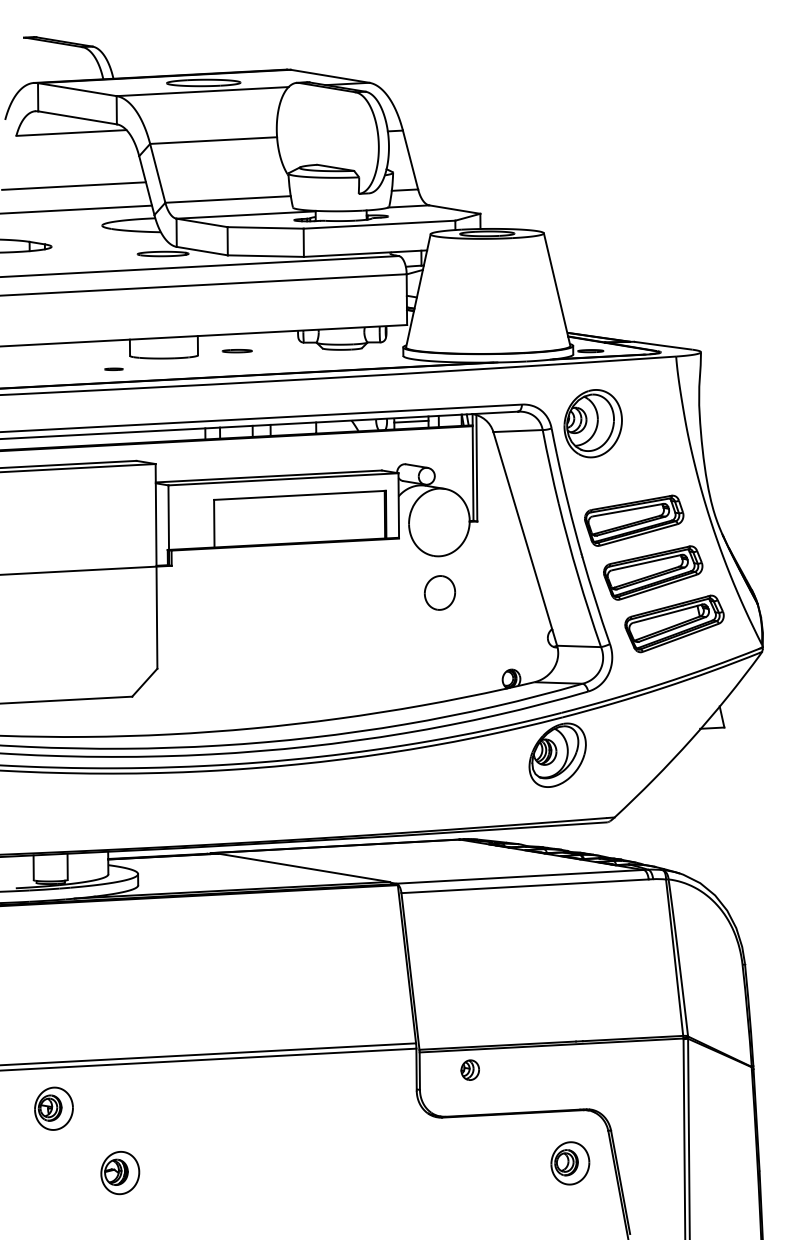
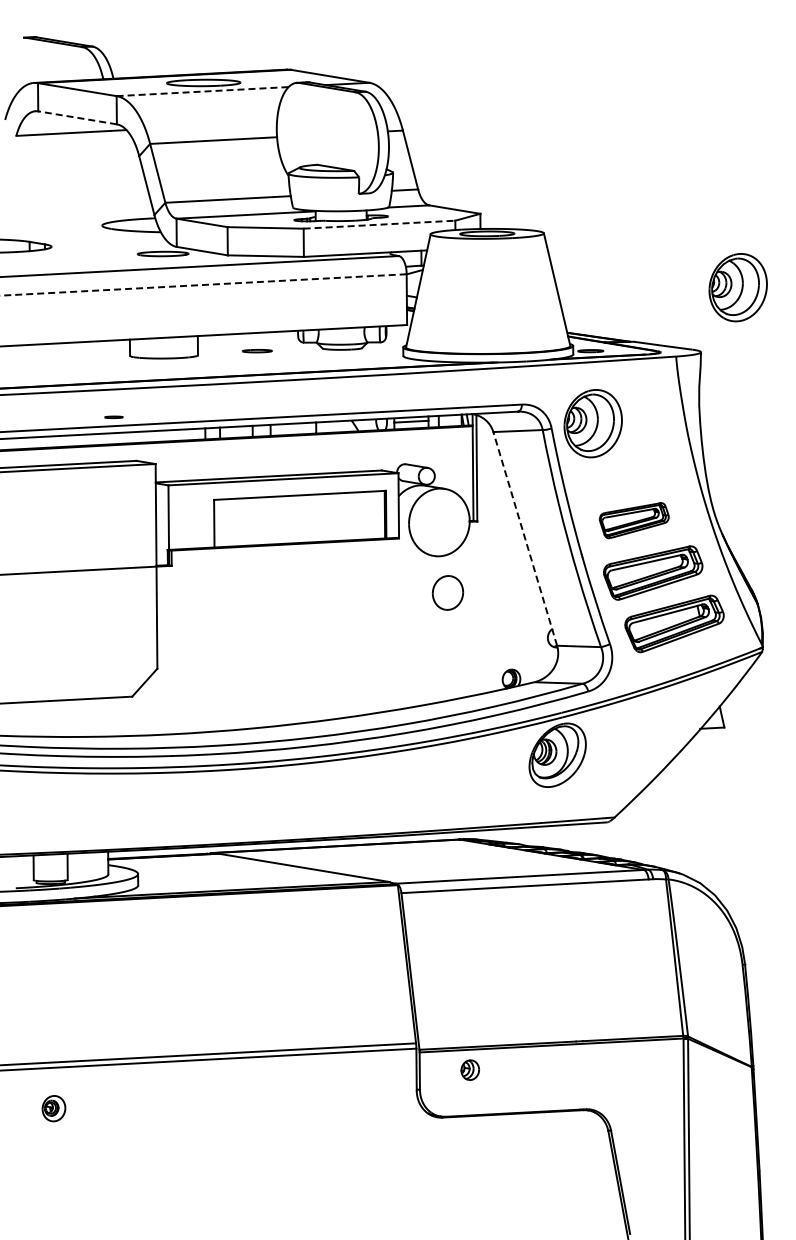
line: solid -> dashed (203, 91)
line: solid -> dashed (77, 117)
line: present -> none (73, 185)
line: present -> none (77, 209)
line: solid -> dashed (379, 224)
line: solid -> dashed (203, 285)
part: none -> present (737, 287)
line position: (236, 351) -> (256, 351) (256, 351)
line position: (113, 368) -> (113, 416) (113, 416)
part size: 101x53 px -> 72x38 px (633, 520)
line: solid -> dashed (525, 538)
part position: (440, 592) -> (448, 592) (448, 592)
part size: 40x45 px -> 26x28 px (53, 1108)
part: present -> none (570, 1163)
part: present -> none (120, 1173)
